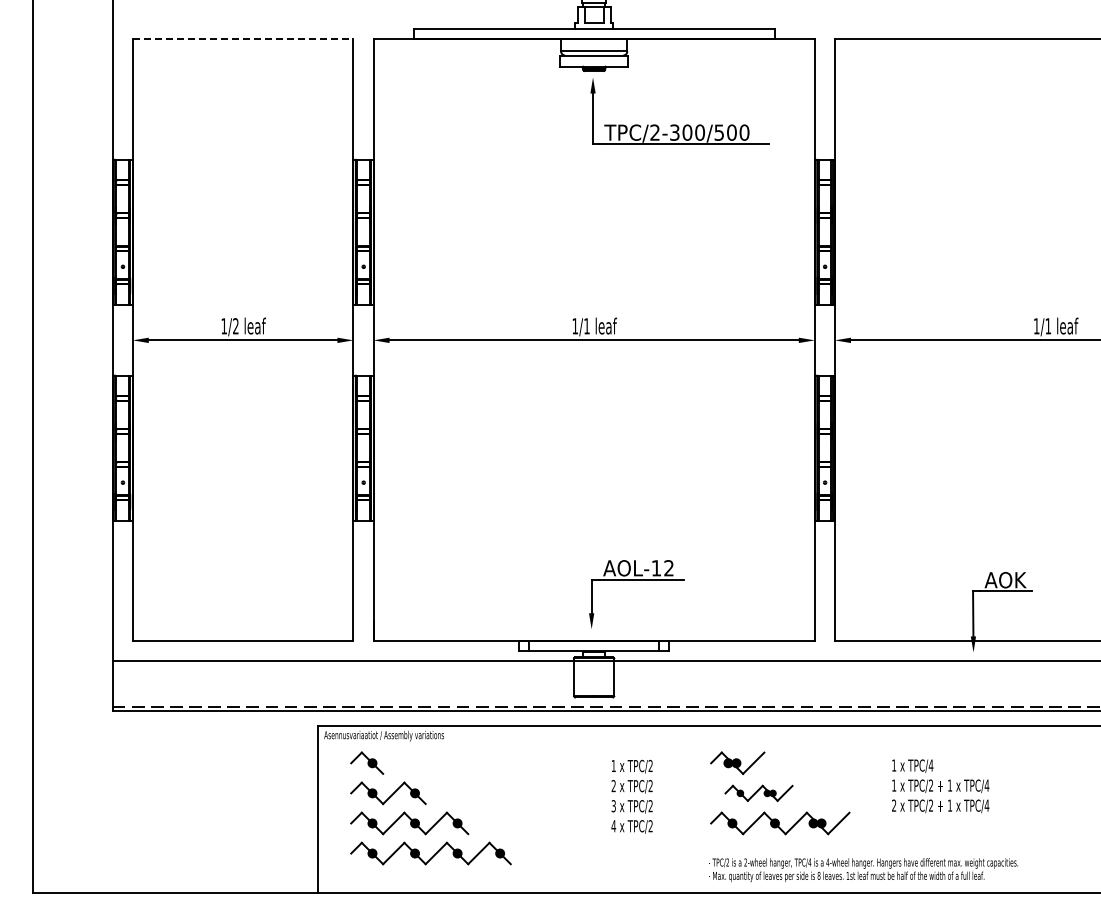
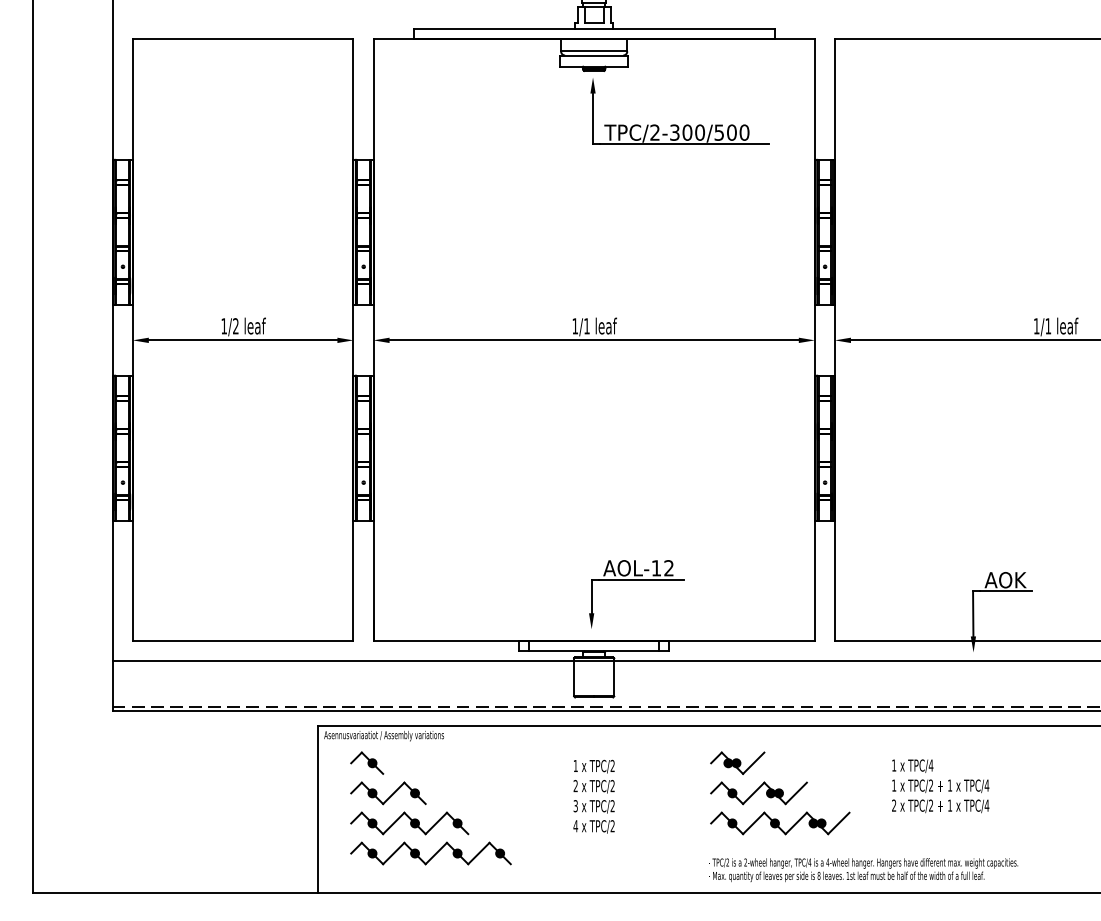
line: dashed -> solid (243, 39)
part size: 70x18 px -> 98x25 px (758, 793)
text position: (631, 796) -> (593, 796) (593, 796)
